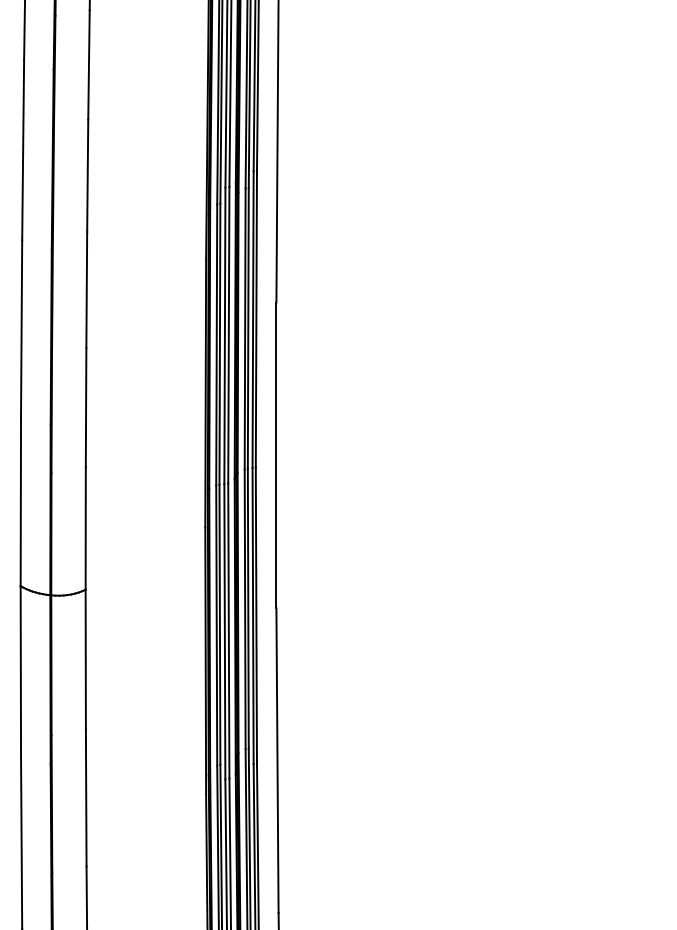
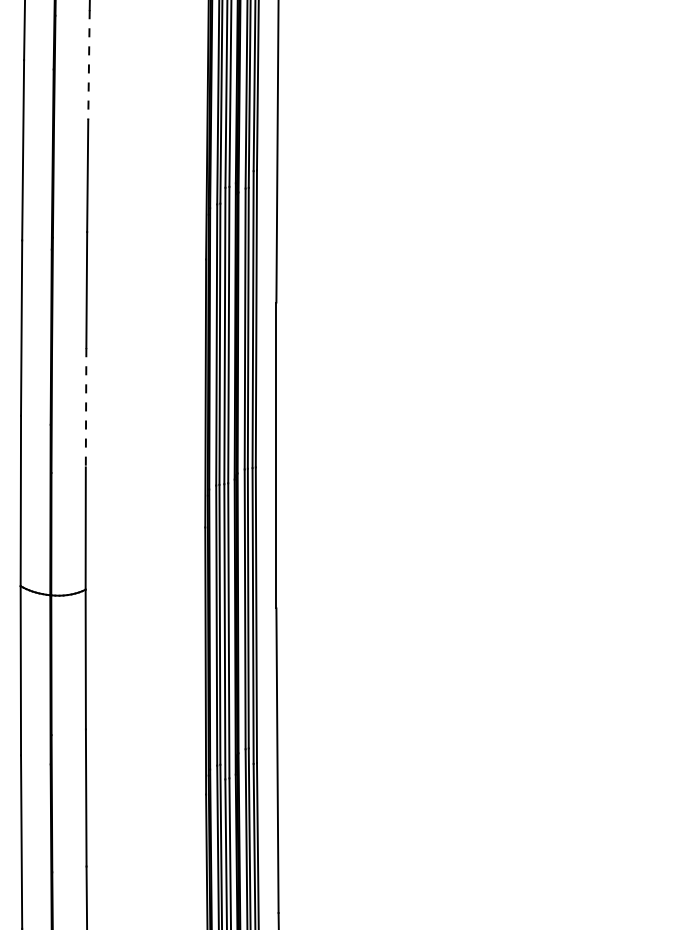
line: solid -> dashed (88, 64)
line: solid -> dashed (86, 407)
